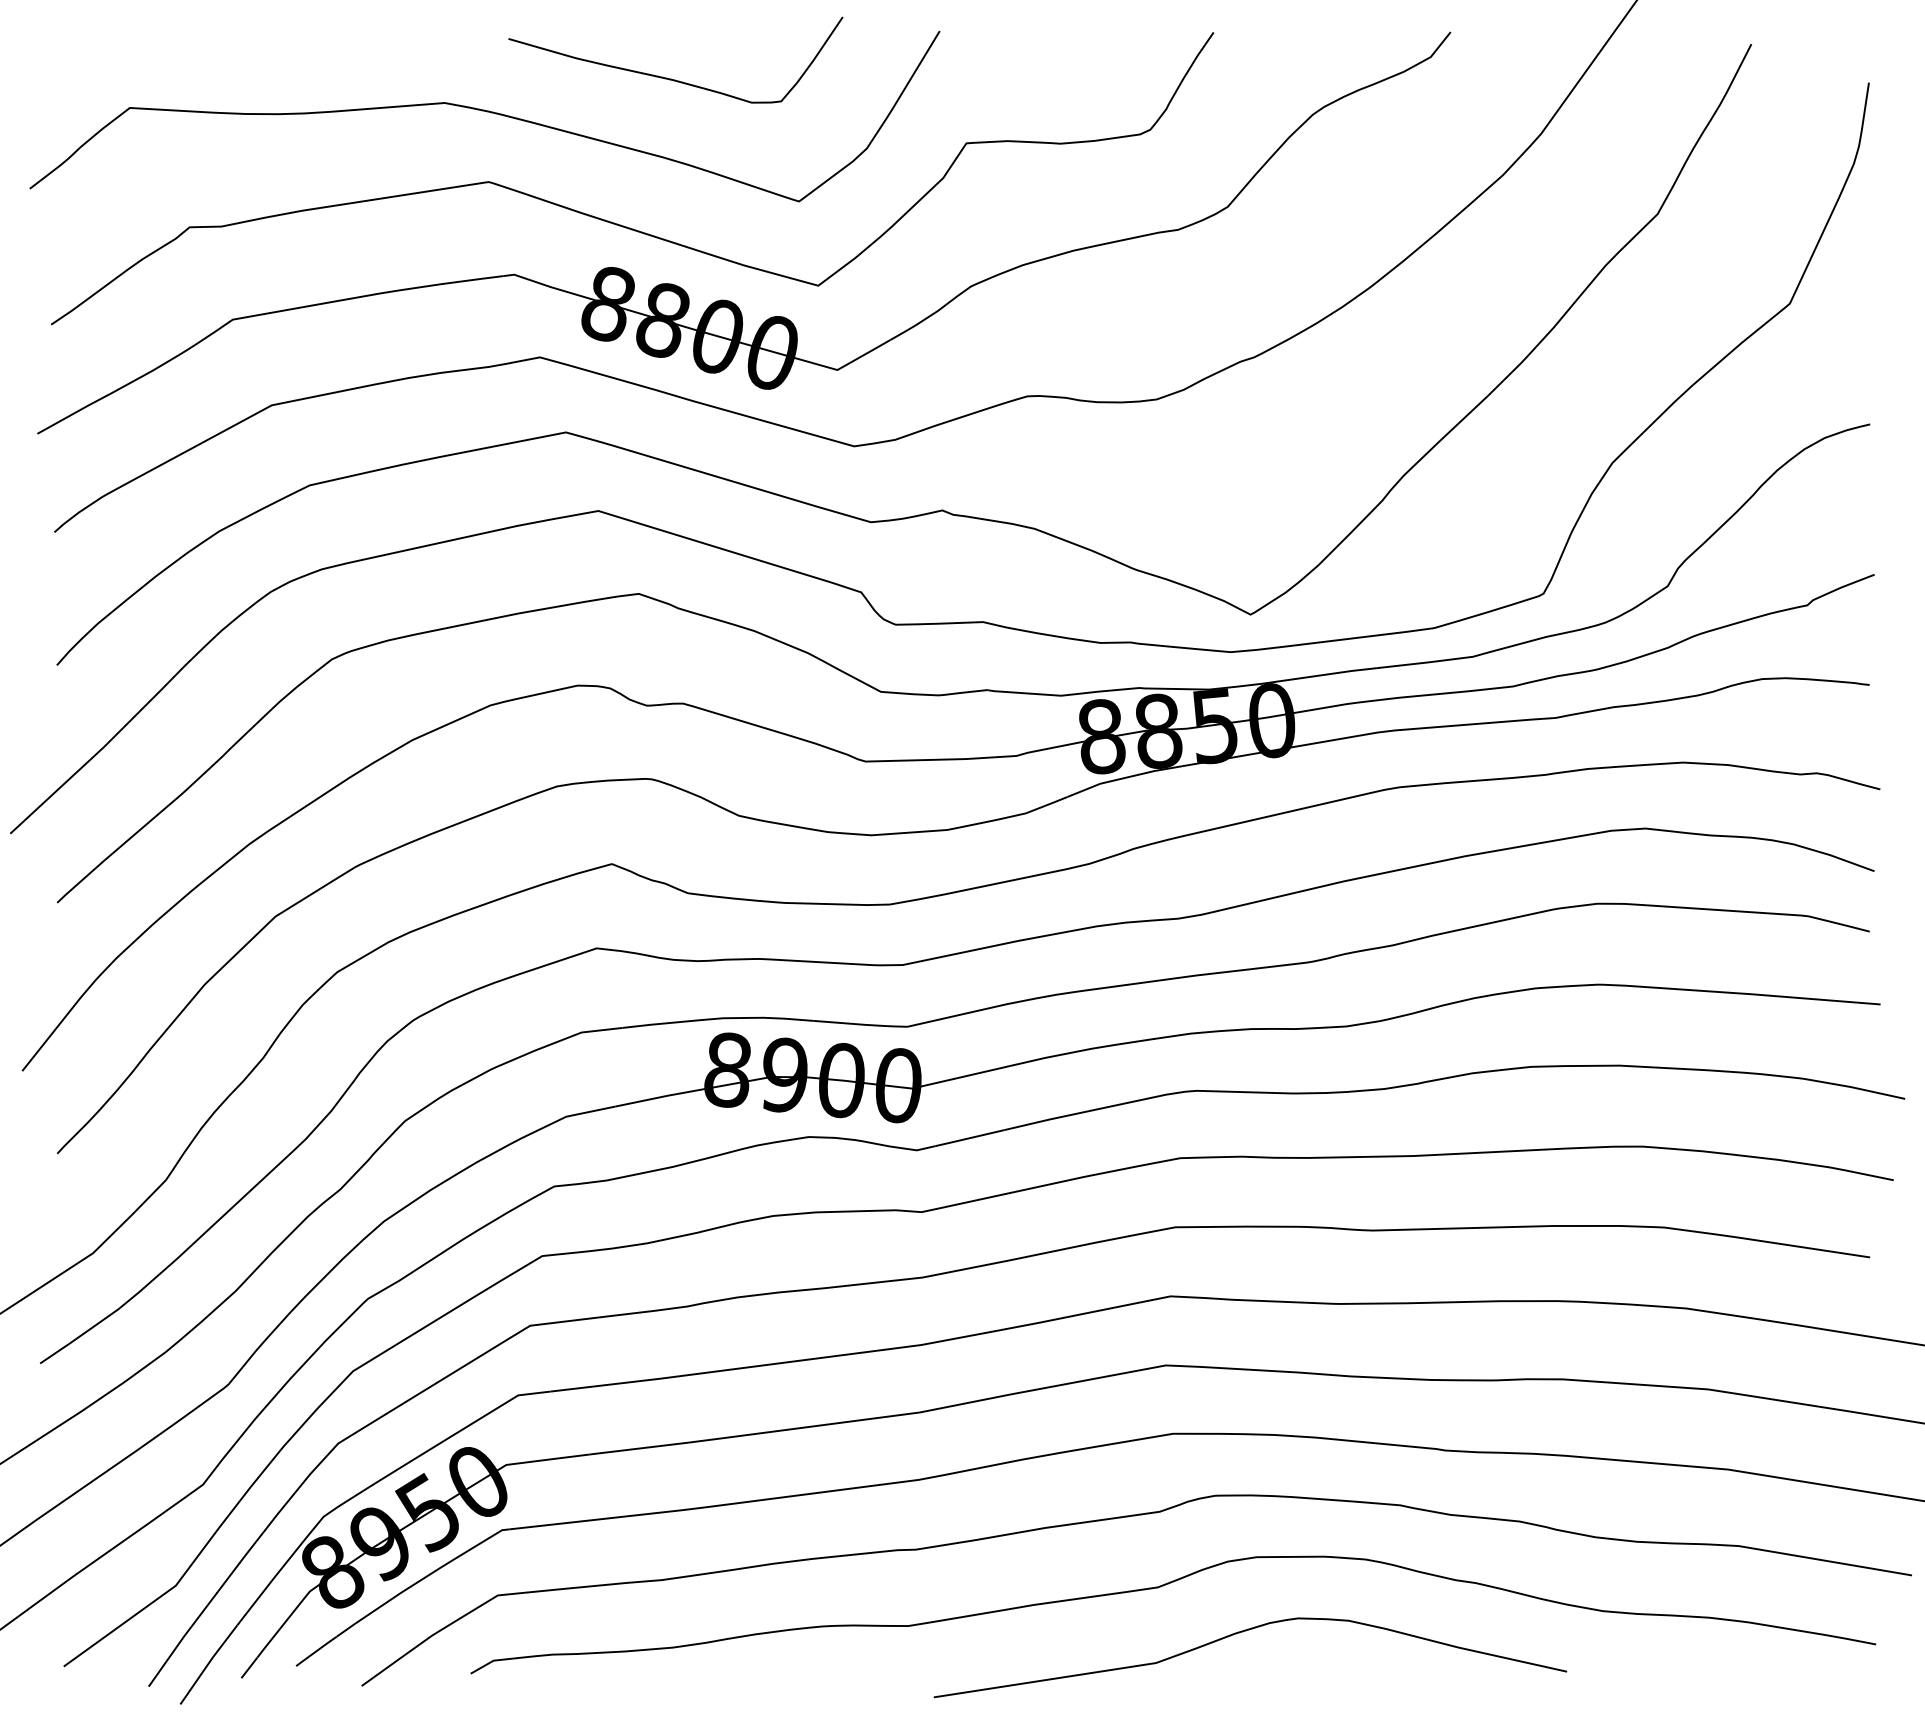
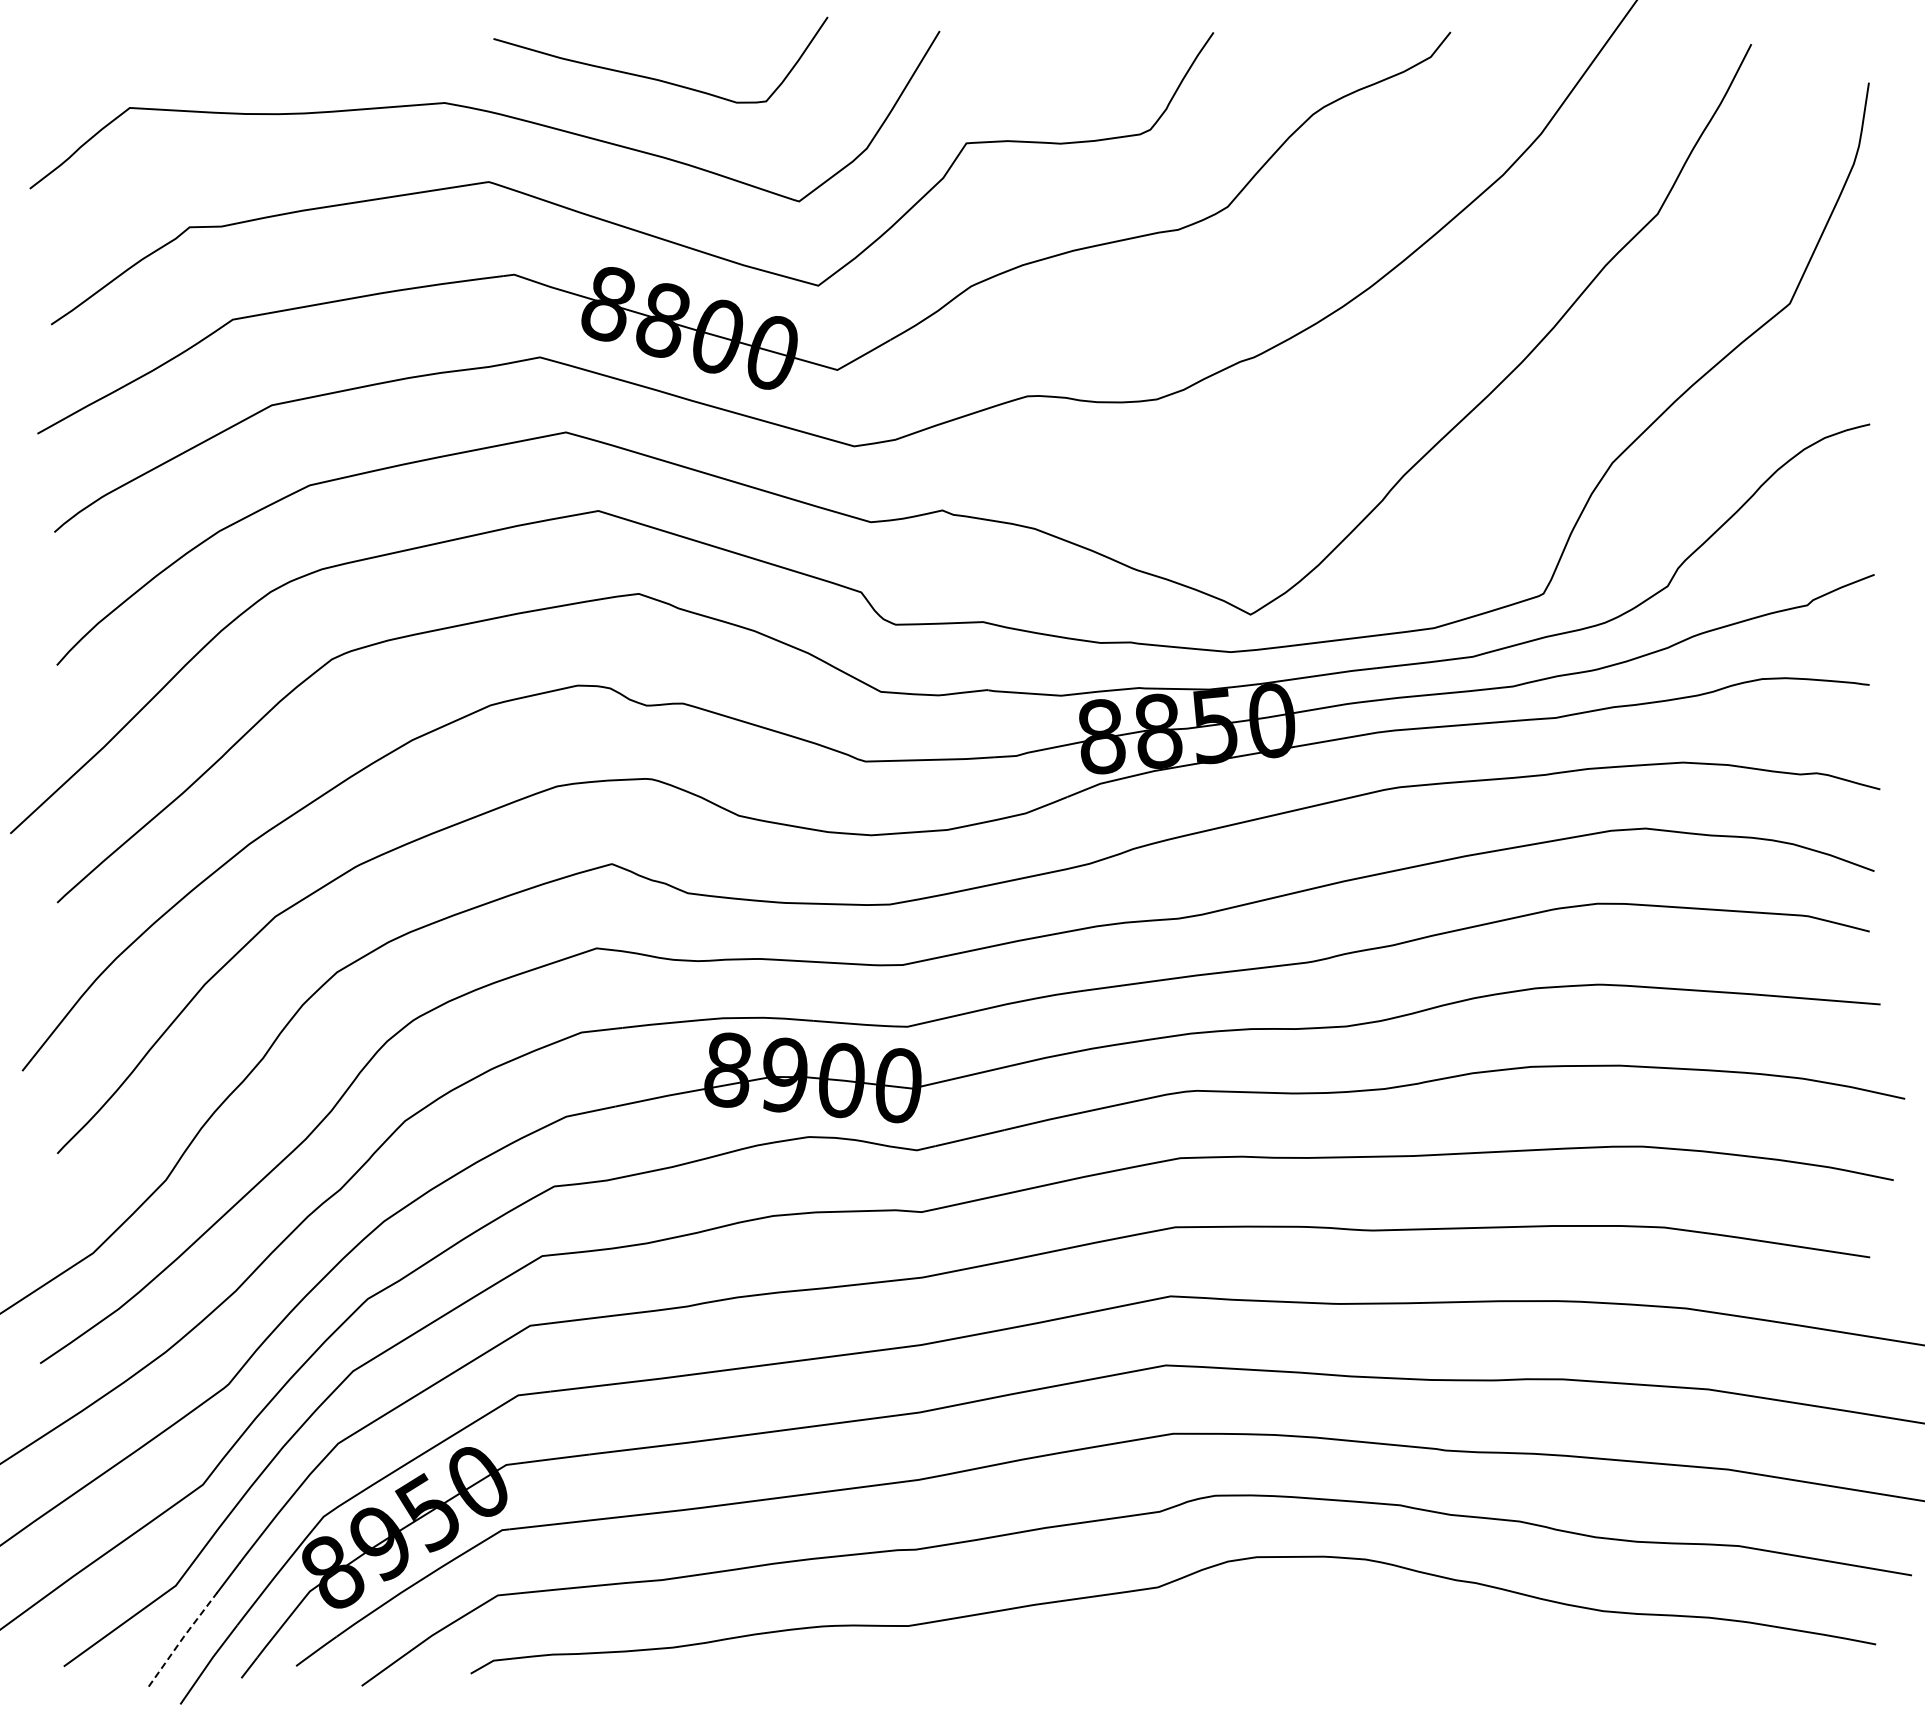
curve position: (671, 78) -> (656, 78) (656, 78)
curve: present -> none (1242, 1632)
line: solid -> dashed (182, 1638)
